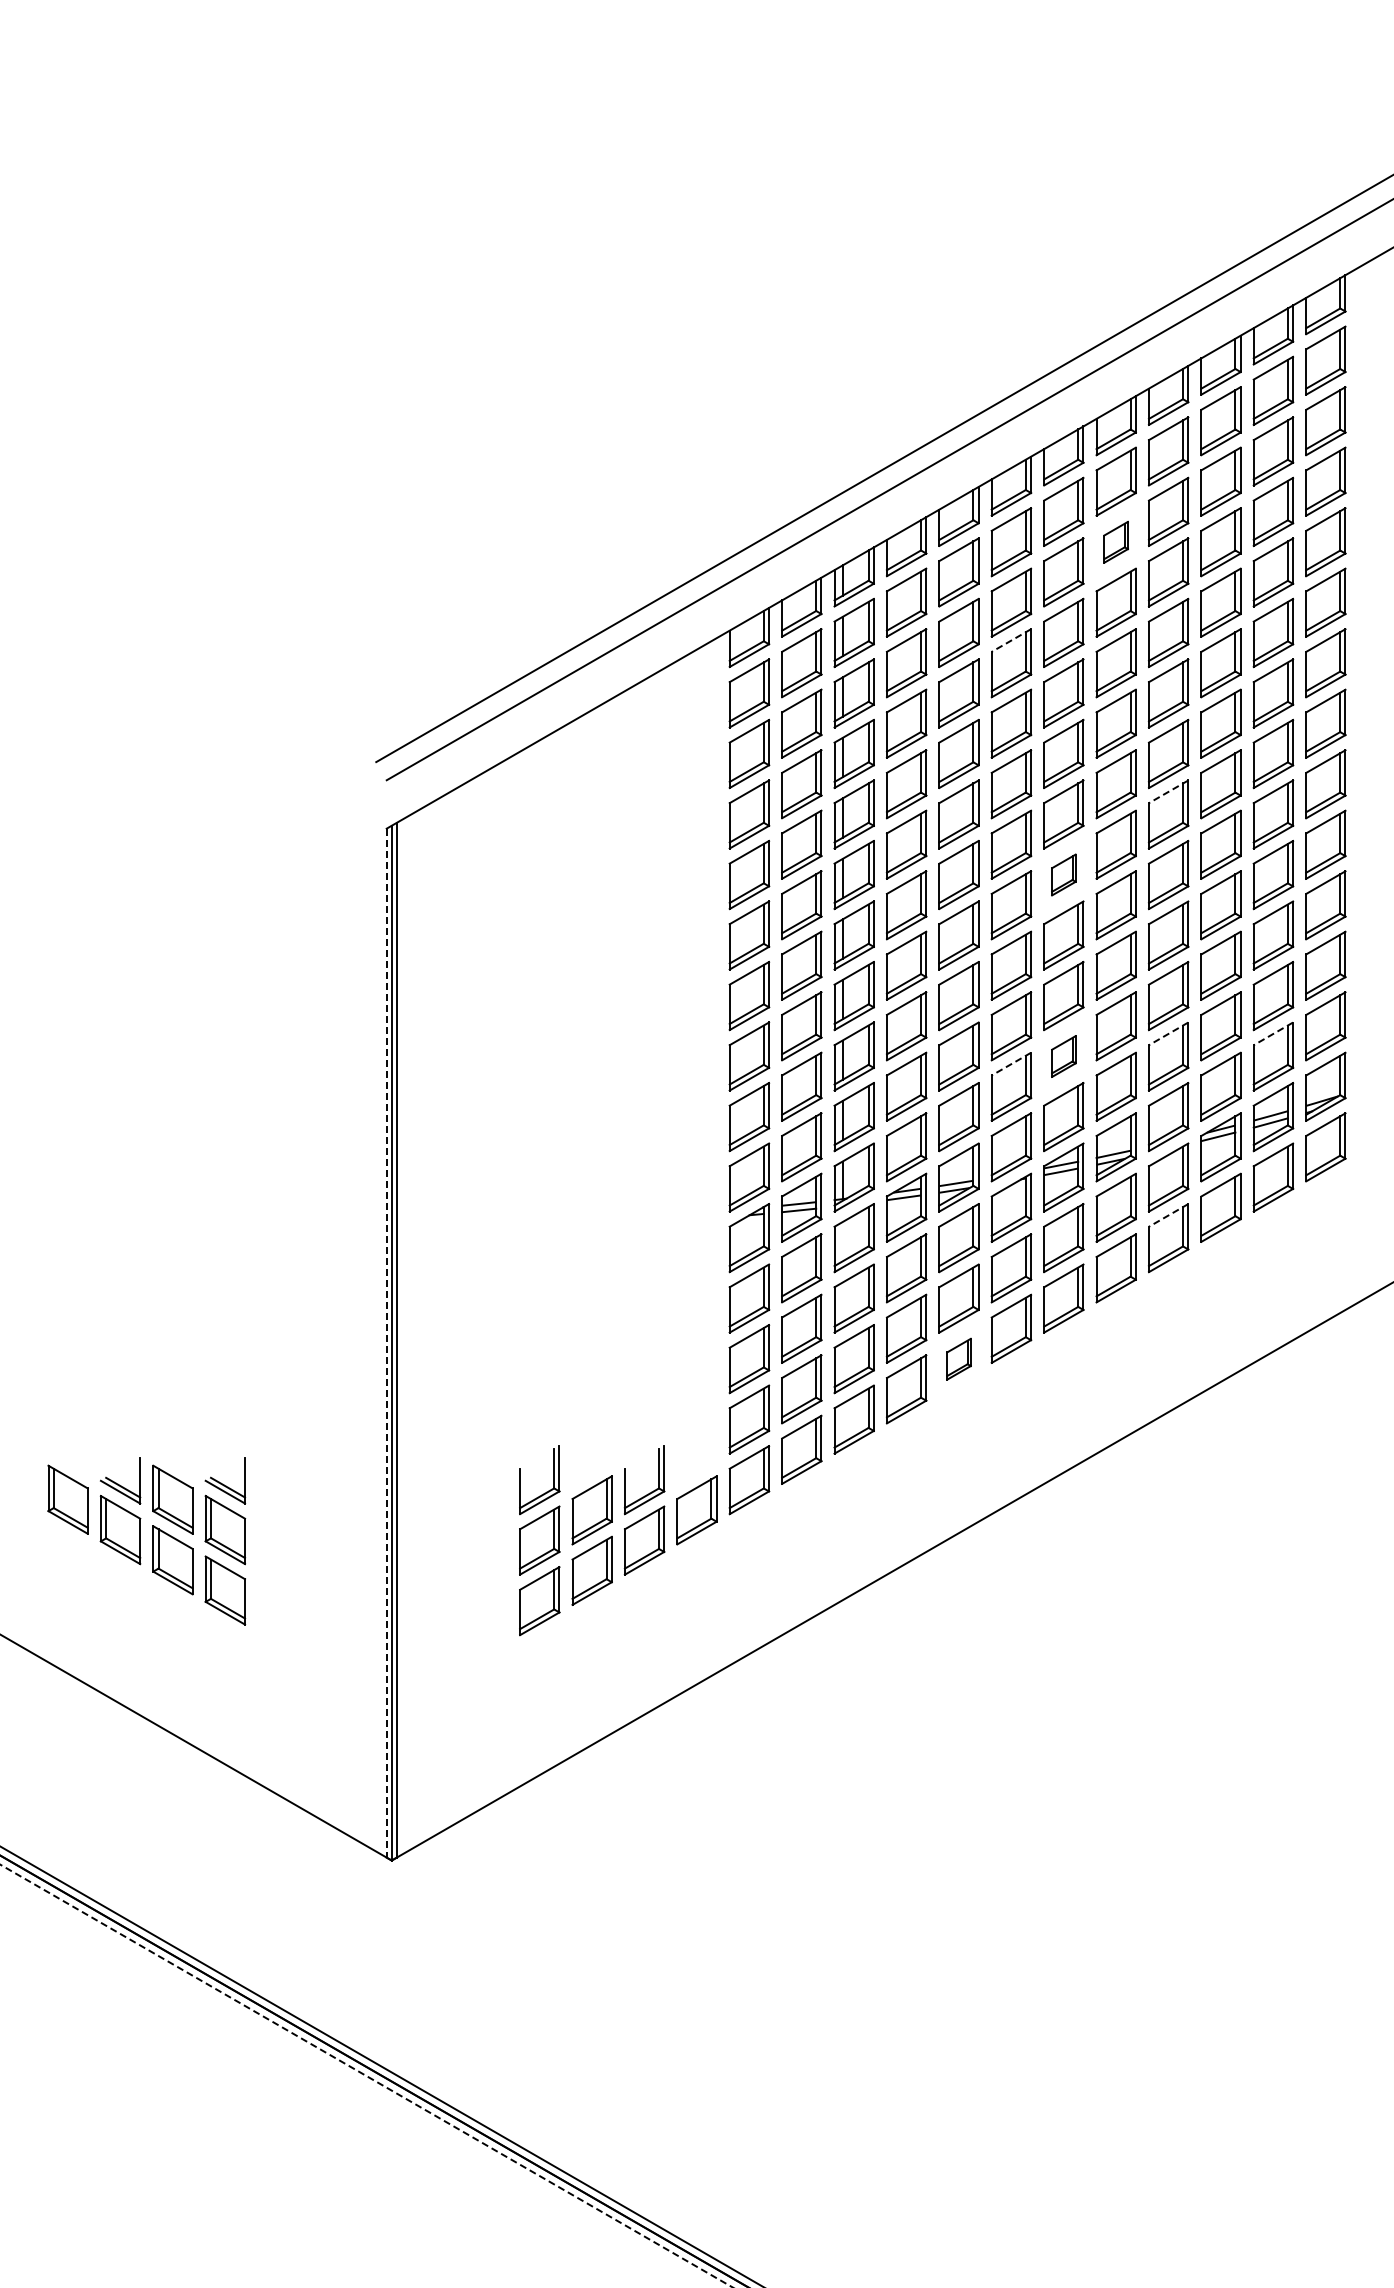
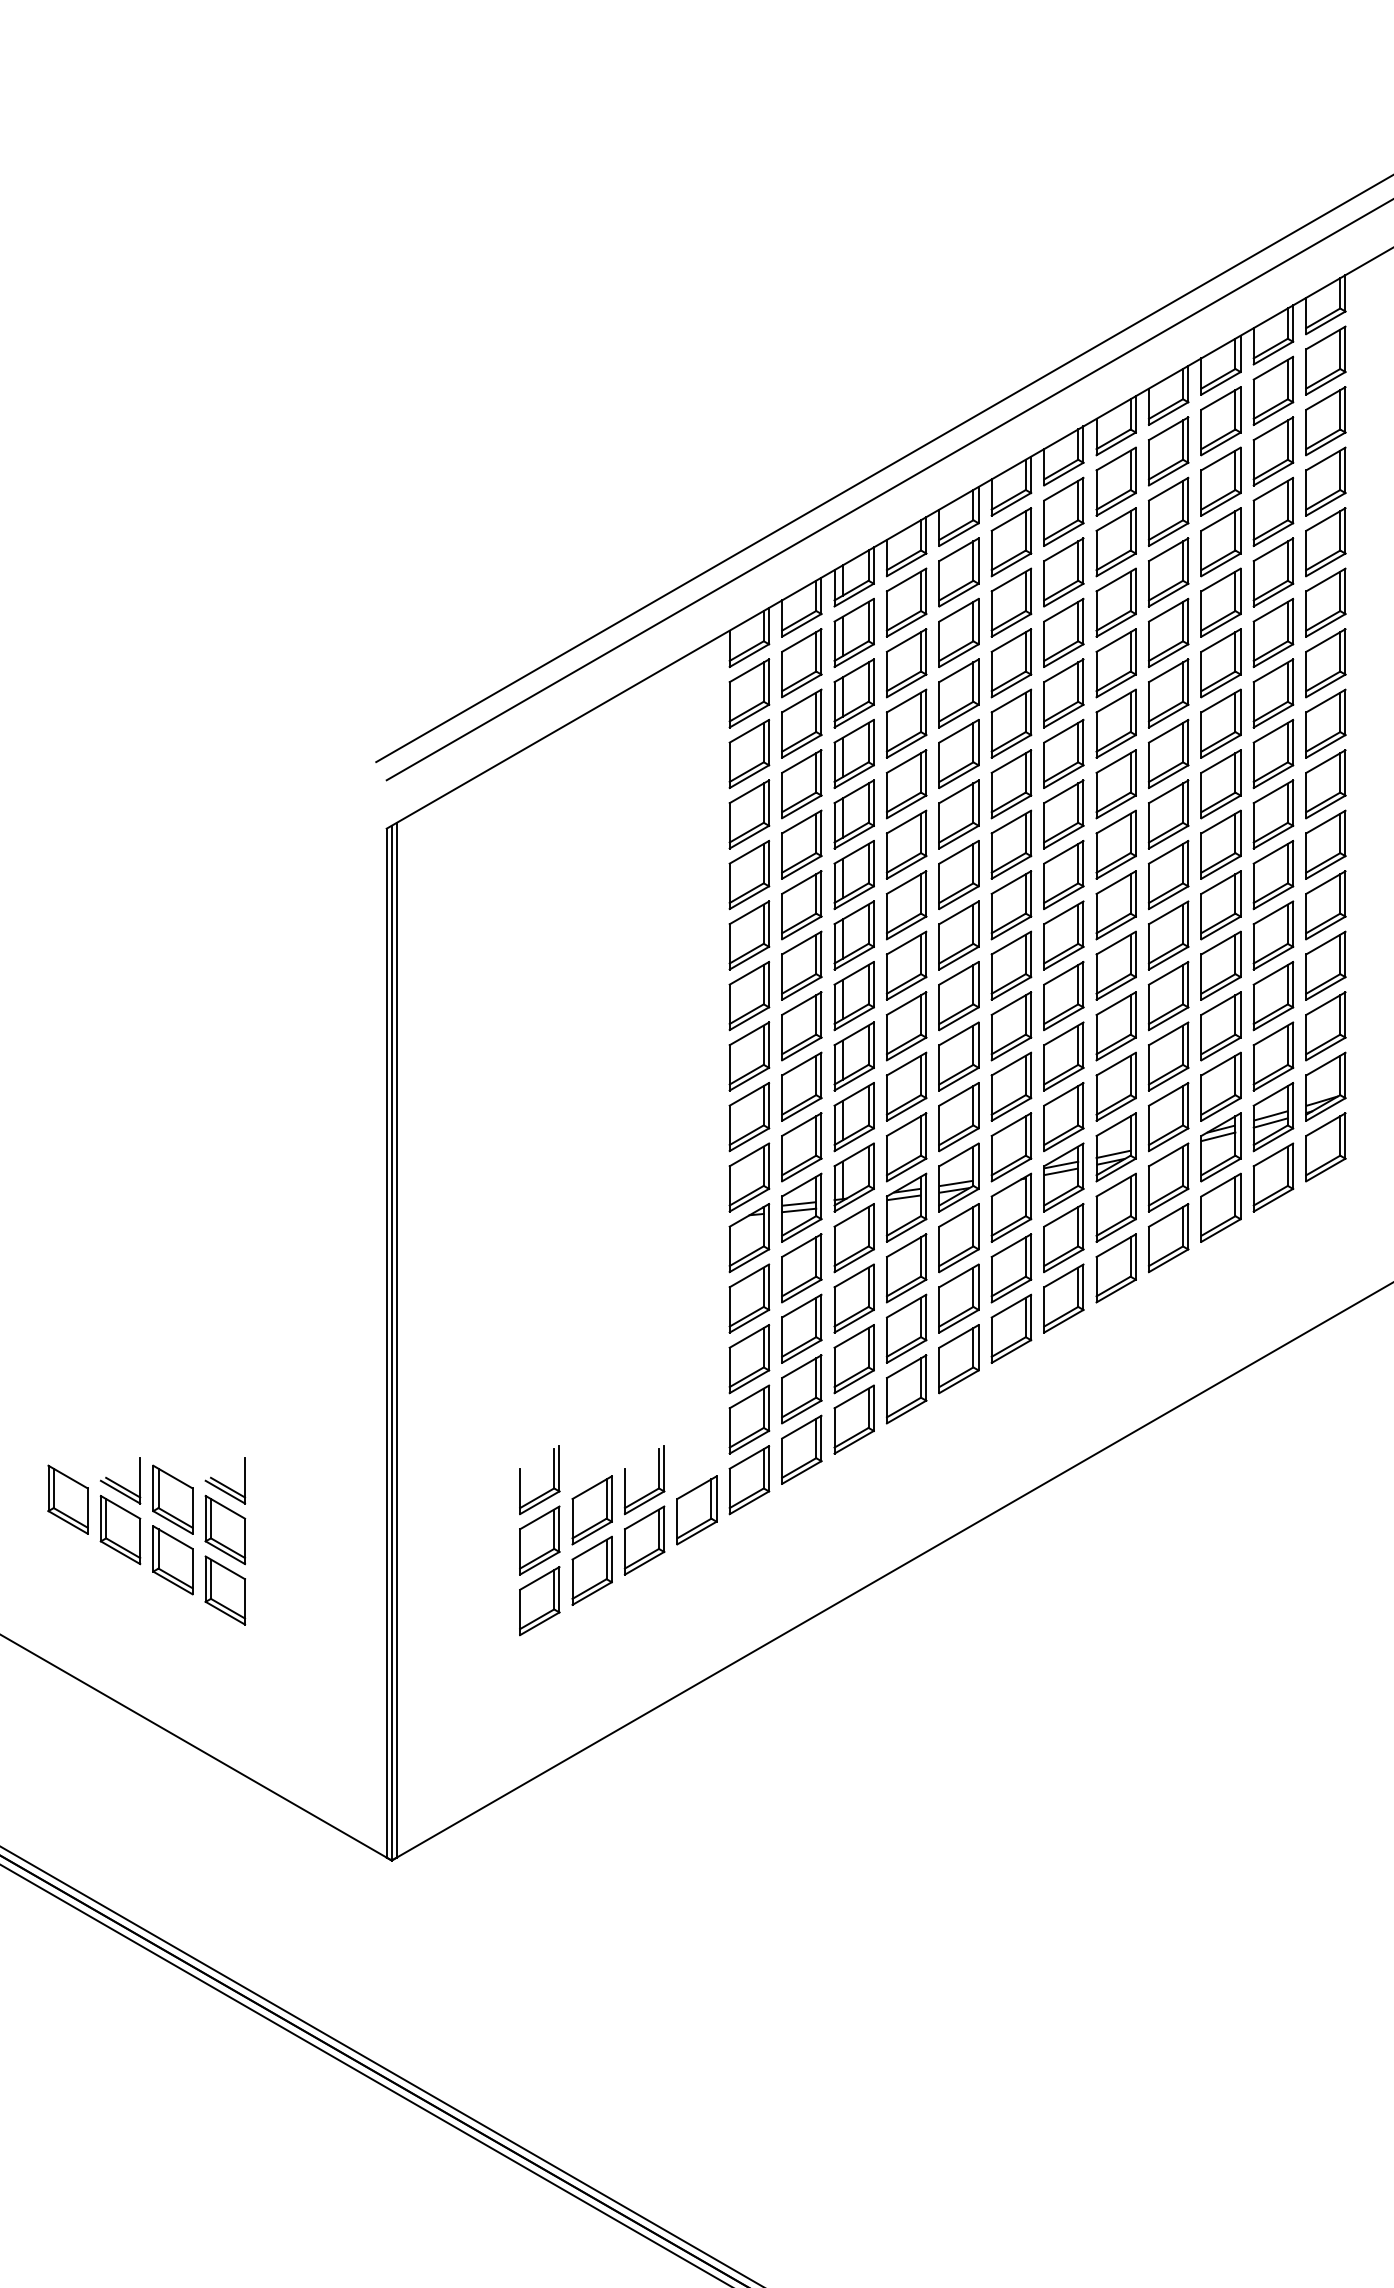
part size: 26x44 px -> 42x71 px (1115, 542)
line: dashed -> solid (1011, 640)
line: dashed -> solid (1168, 791)
part size: 26x44 px -> 42x70 px (1063, 874)
line: dashed -> solid (1168, 1033)
line: dashed -> solid (1273, 1033)
part size: 26x43 px -> 42x71 px (1063, 1056)
line: dashed -> solid (1011, 1064)
line: dashed -> solid (1168, 1215)
line: dashed -> solid (386, 1343)
part size: 26x44 px -> 42x71 px (958, 1359)
line: dashed -> solid (366, 2076)
